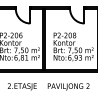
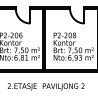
text position: (68, 86) -> (63, 86) (63, 86)
